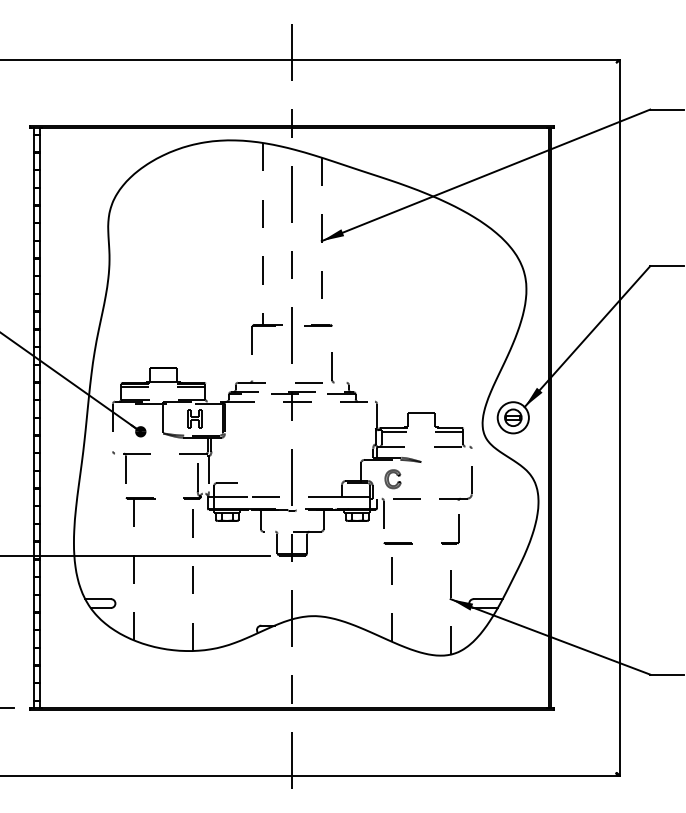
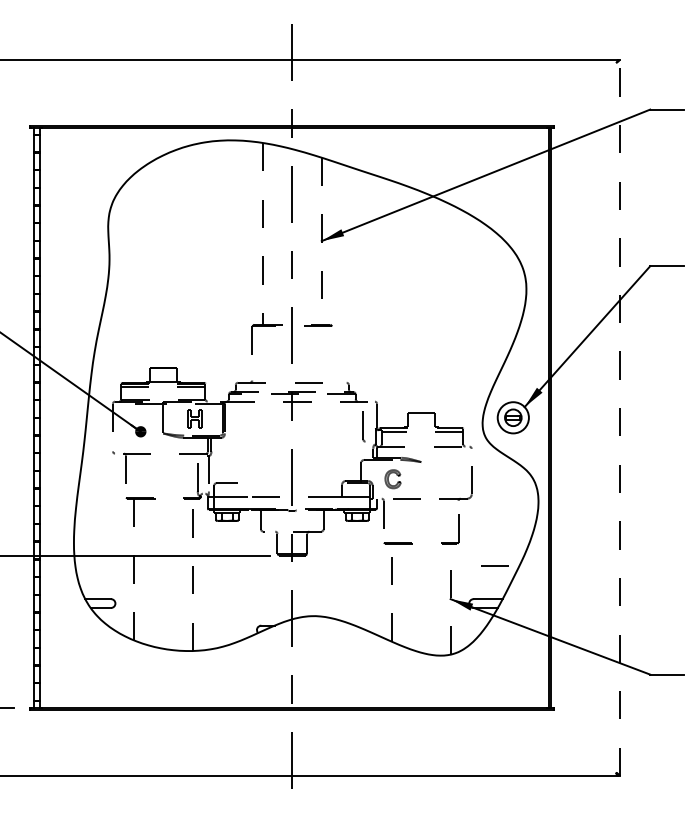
part position: (332, 367) -> (363, 426) (363, 426)
line: solid -> dashed (619, 417)
line: none -> present (494, 565)
